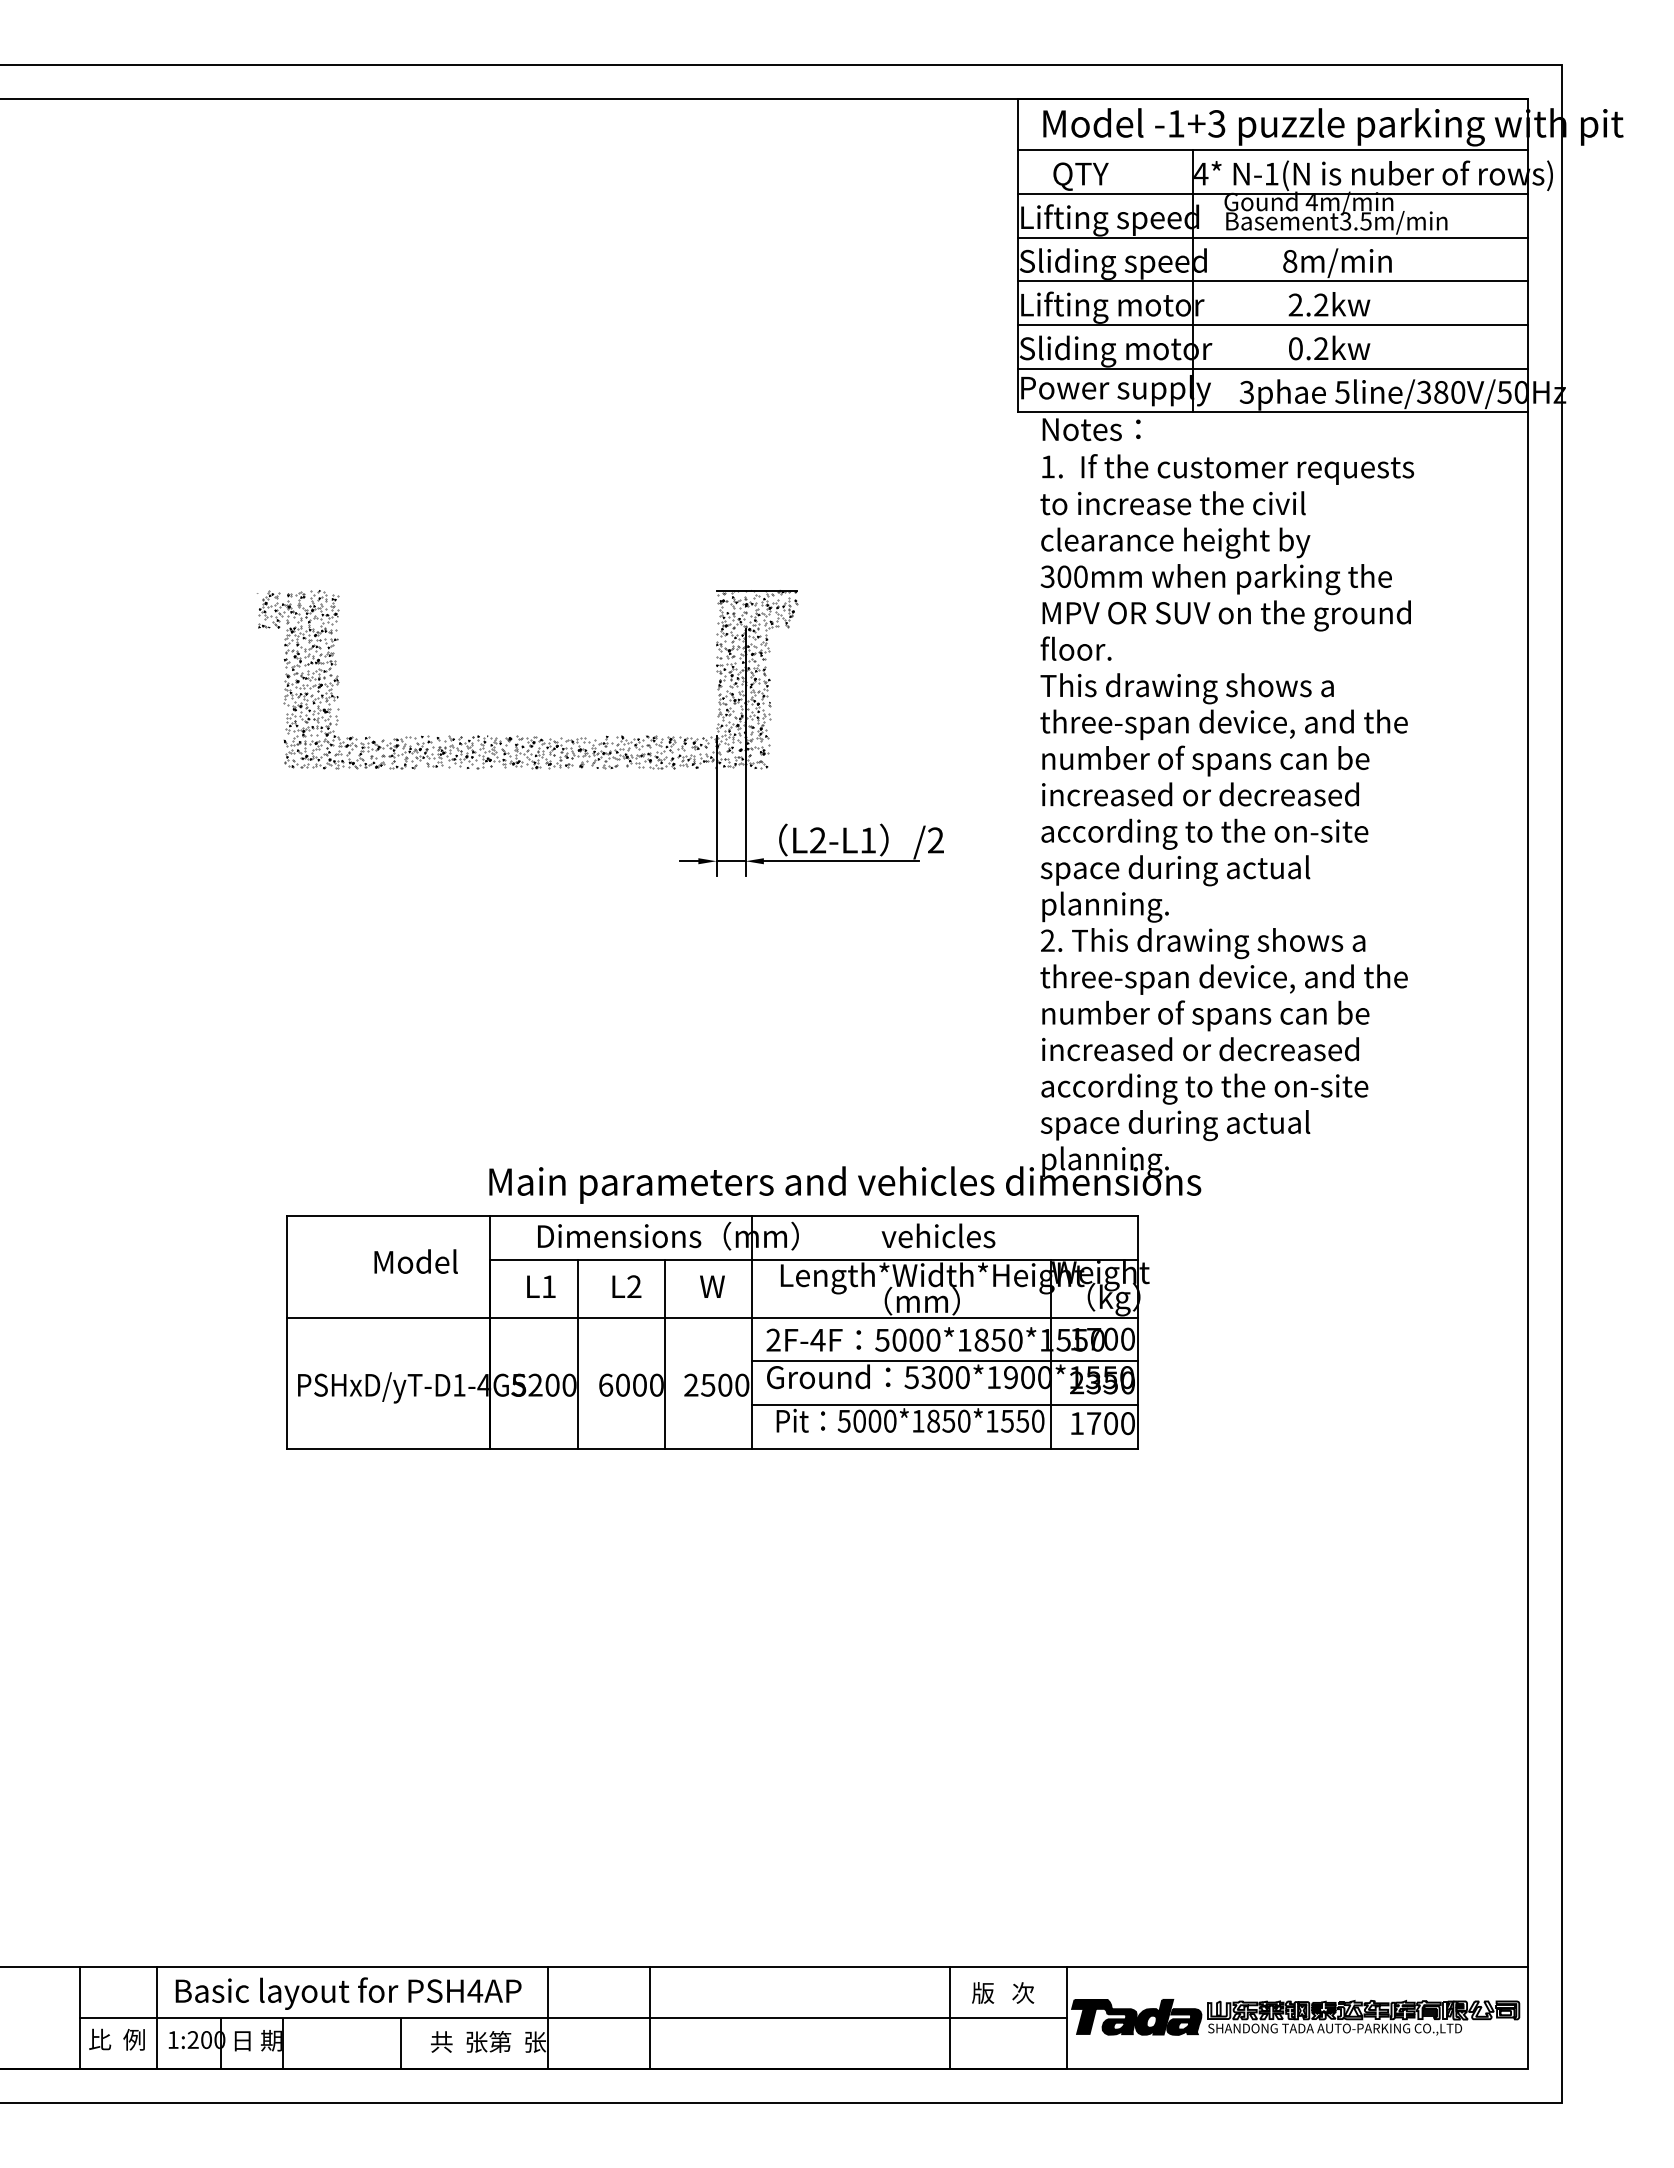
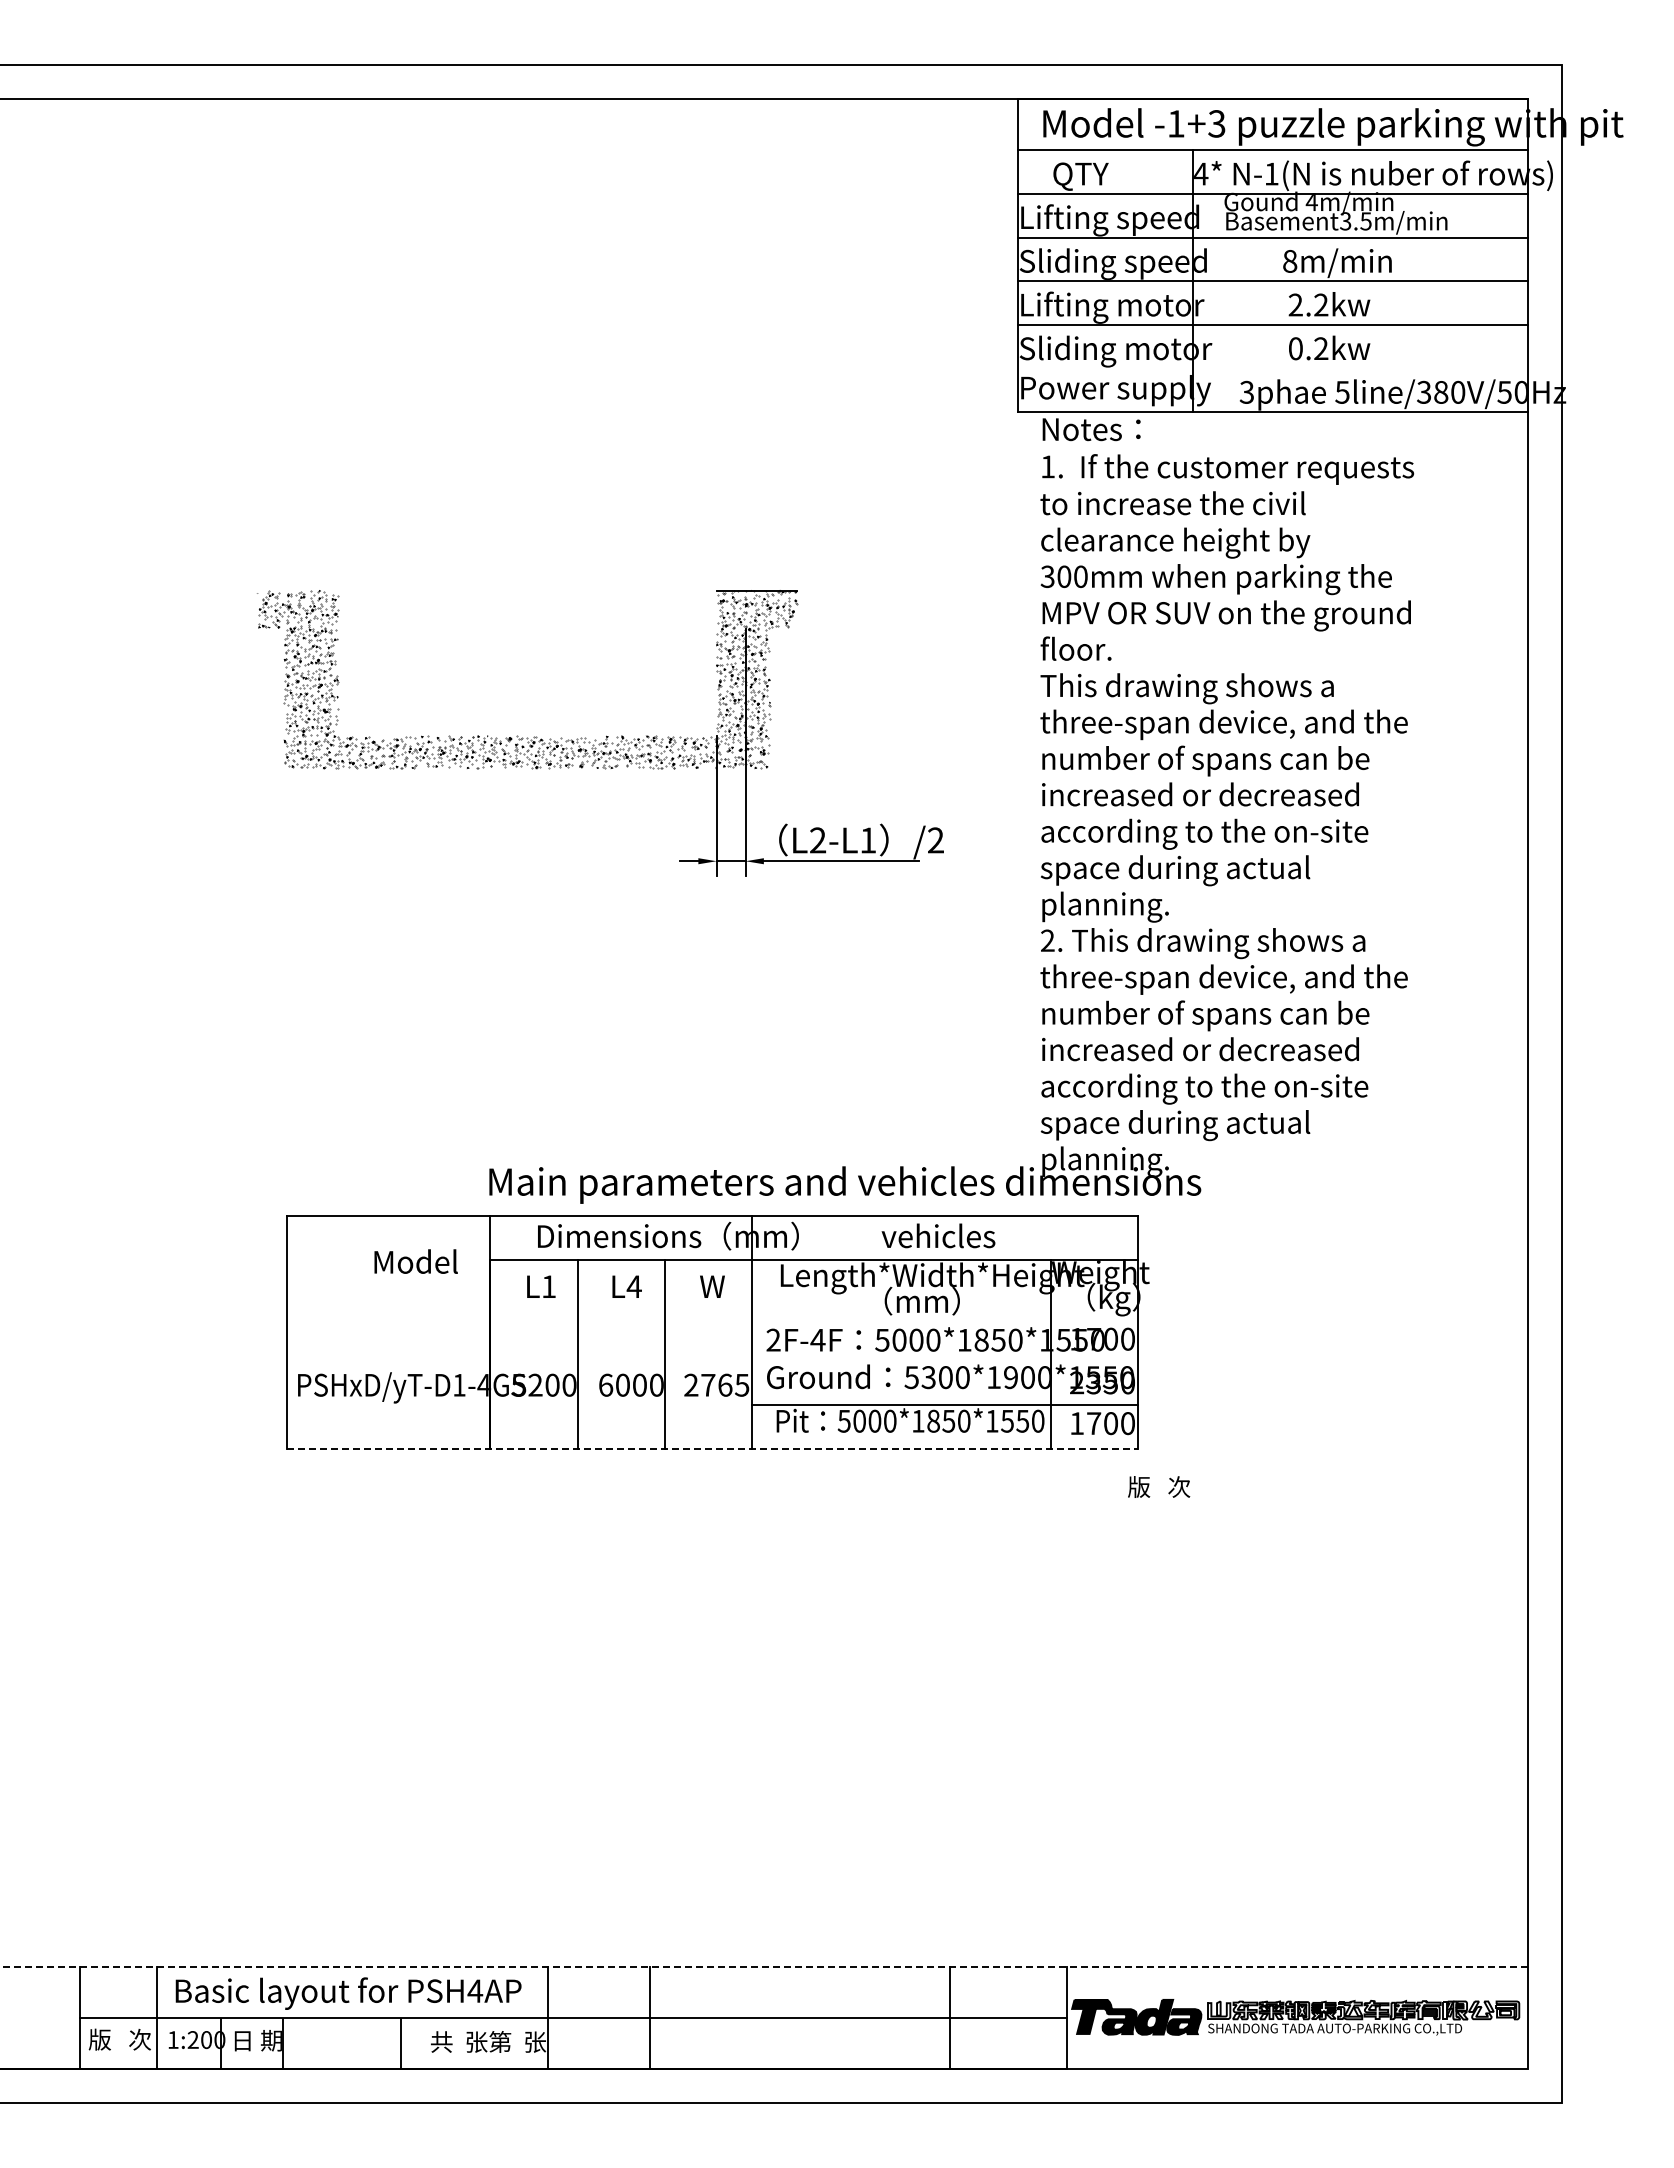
line: present -> none (1272, 368)
text: L2 -> L4 (633, 1286)
line: present -> none (712, 1317)
line: present -> none (945, 1361)
text: 2500 -> 2765 (725, 1384)
line: solid -> dashed (712, 1448)
line: solid -> dashed (763, 1967)
text position: (1003, 1992) -> (1159, 1486) (1159, 1486)
text: 比  例 -> 版   次 (119, 2039)
